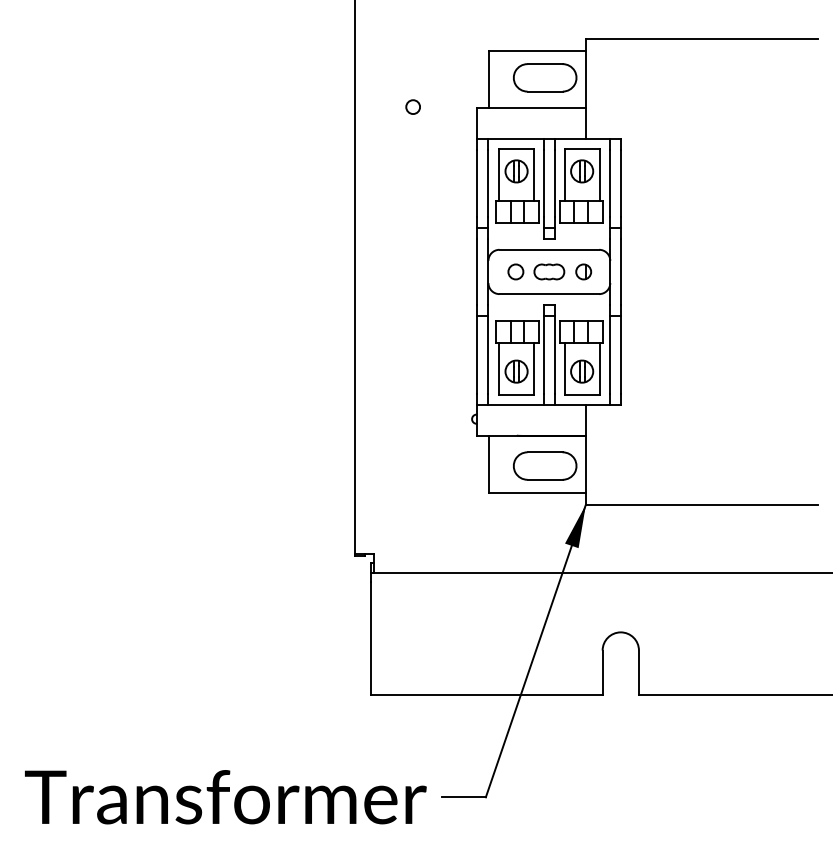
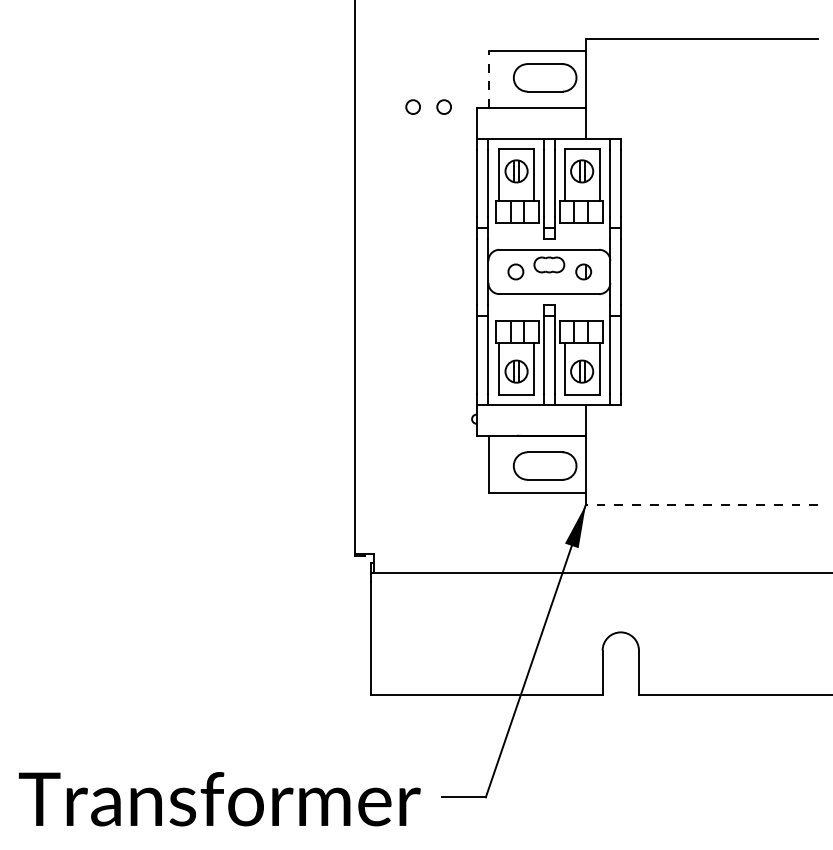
line: solid -> dashed (489, 79)
circle: none -> present (443, 106)
part position: (549, 271) -> (549, 264) (549, 264)
line: solid -> dashed (701, 504)
text position: (225, 797) -> (219, 799) (219, 799)
